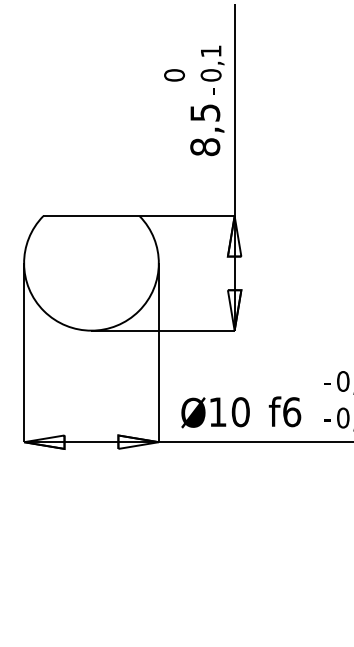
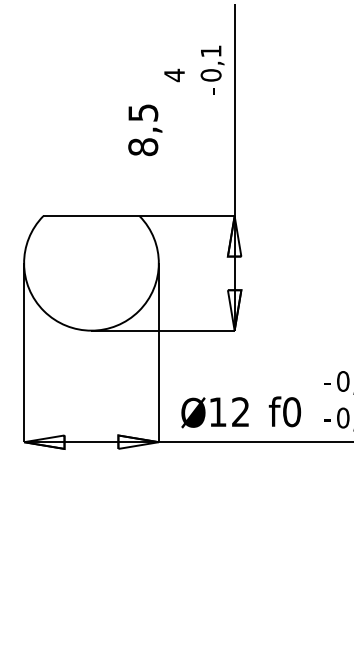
text: 0 -> 4 (174, 75)
text position: (207, 130) -> (145, 130) (145, 130)
text: f6 -> f0 (292, 411)
text: 10 -> 12 (240, 412)
